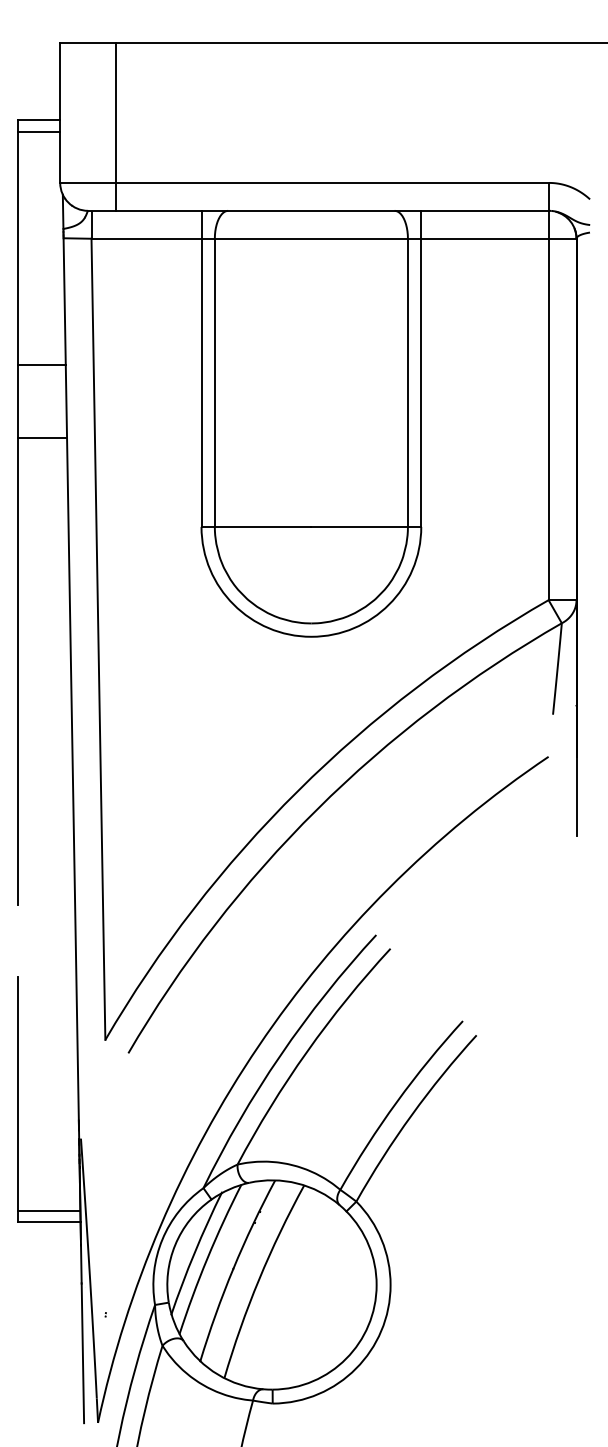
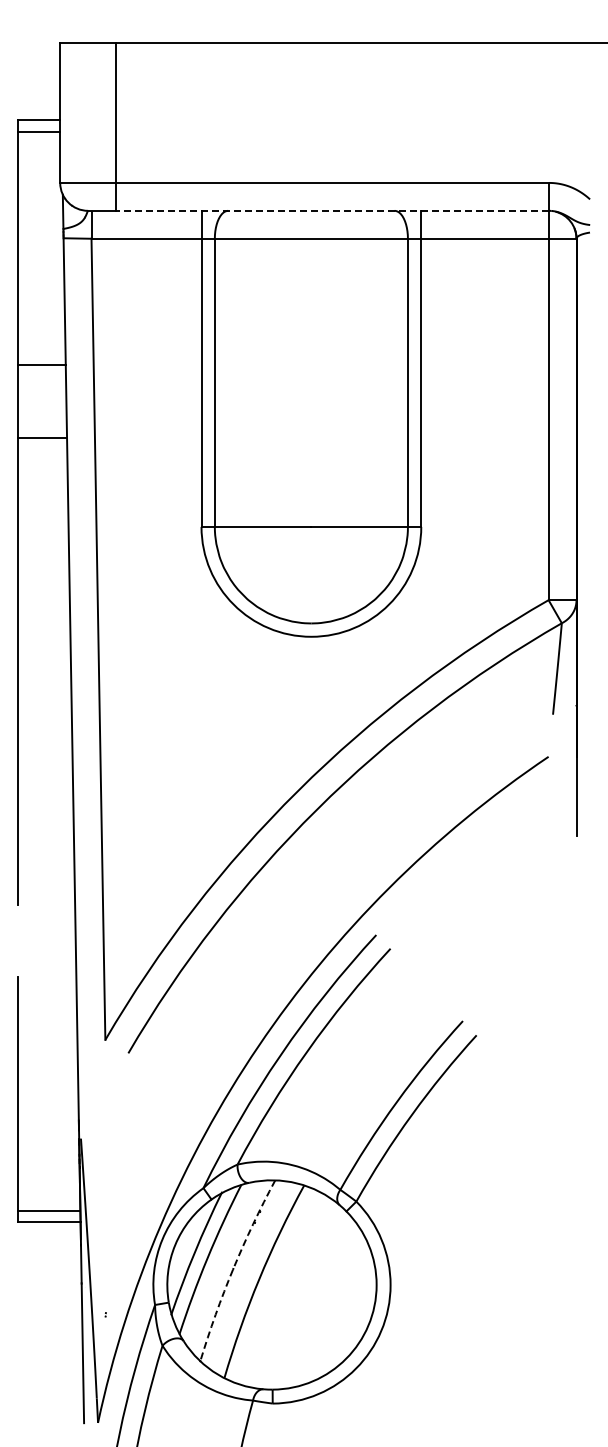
line: solid -> dashed (332, 210)
arc: solid -> dashed (233, 1268)
